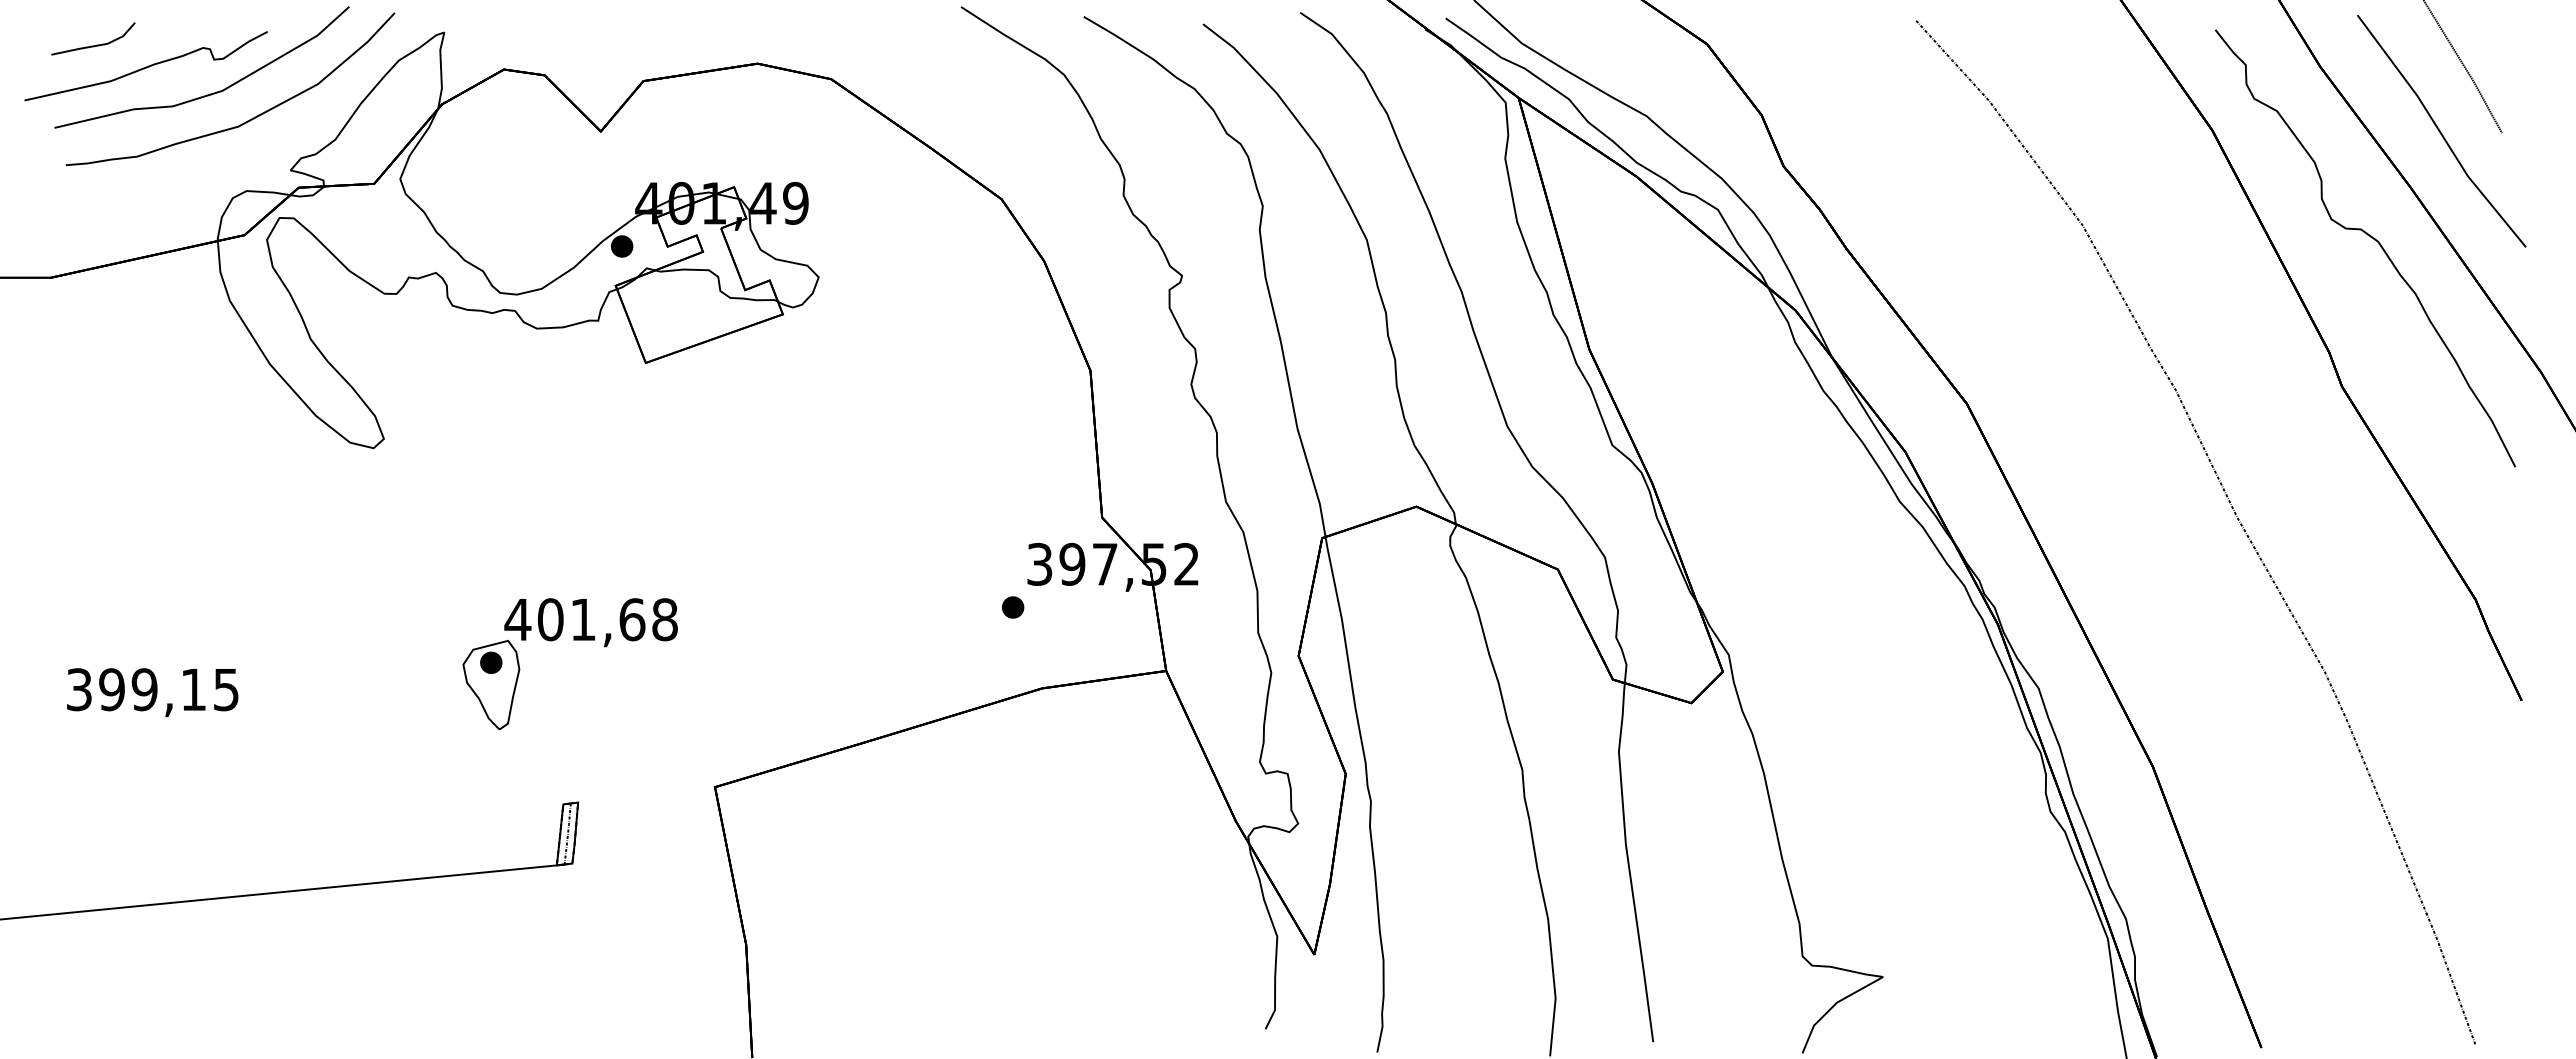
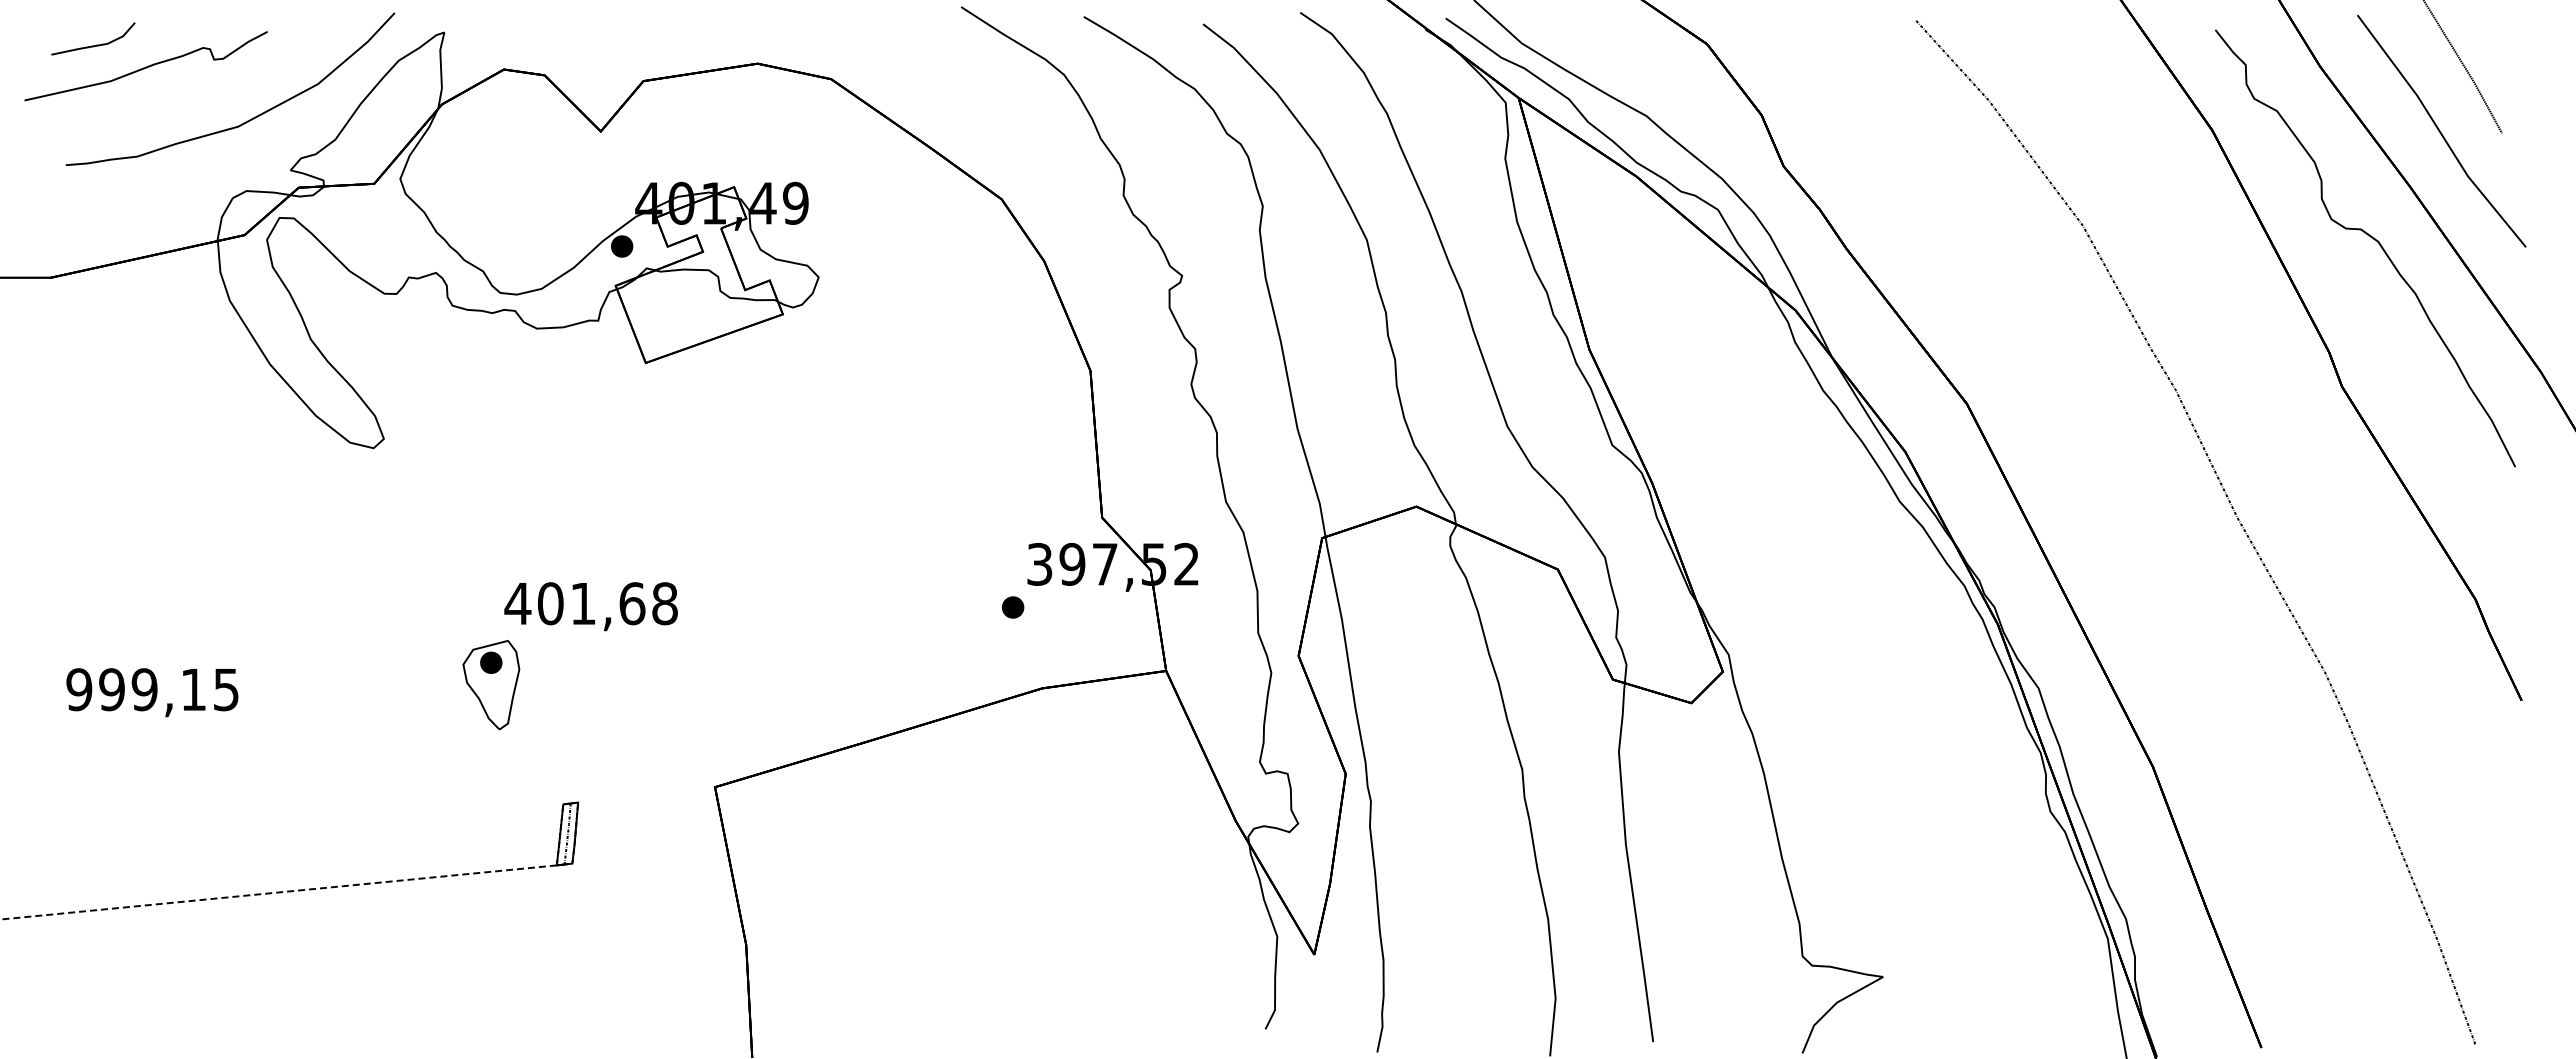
curve: present -> none (206, 94)
text position: (590, 622) -> (590, 606) (590, 606)
text: 399,15 -> 999,15 (79, 689)
line: solid -> dashed (278, 892)
